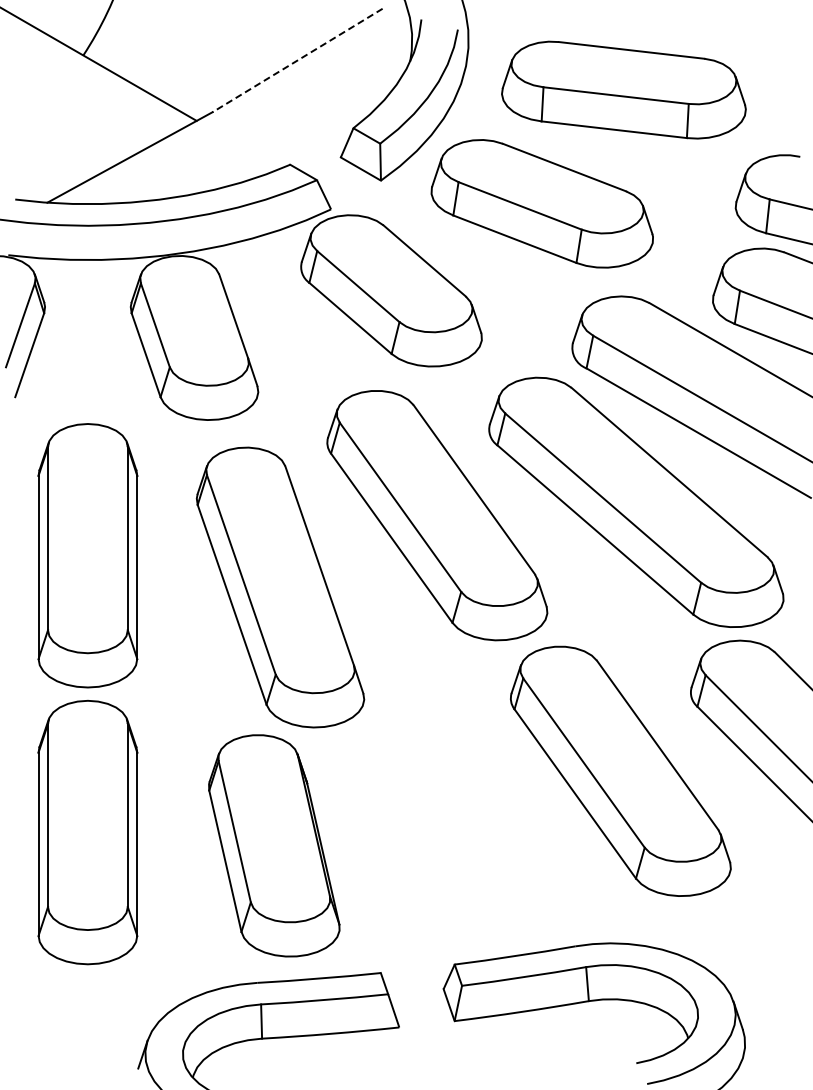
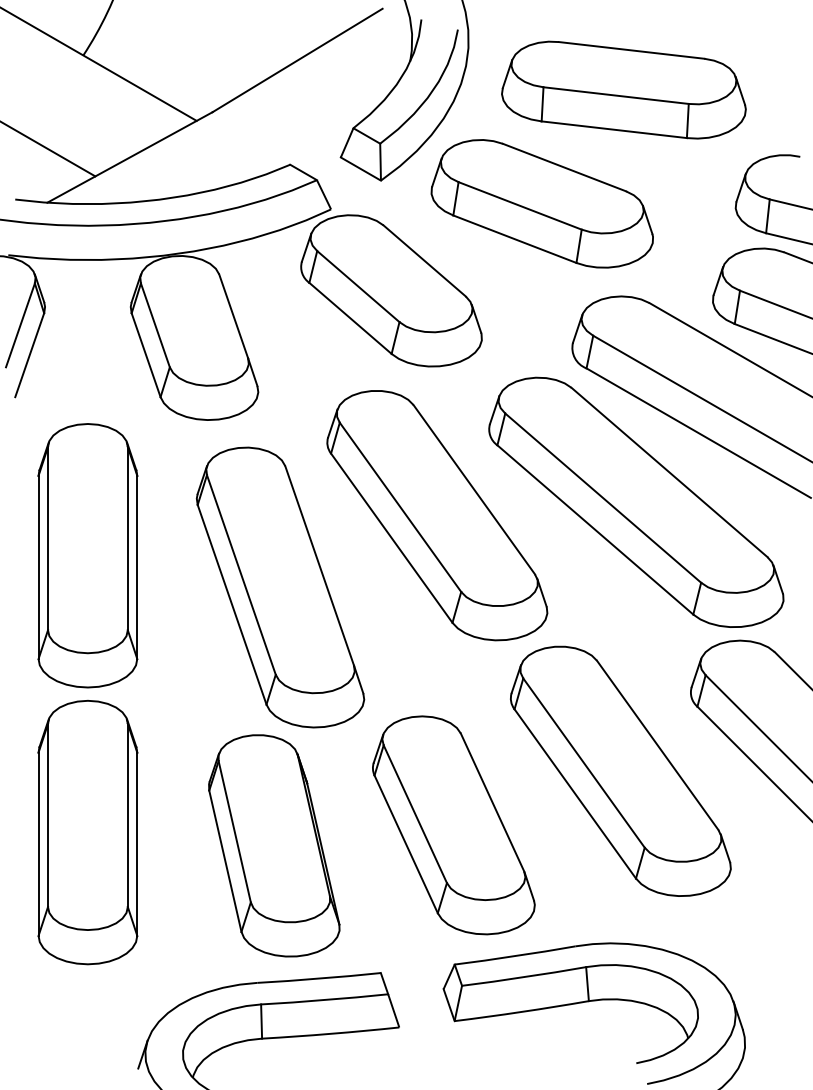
line: dashed -> solid (297, 60)
line: none -> present (48, 149)
part: none -> present (453, 825)
